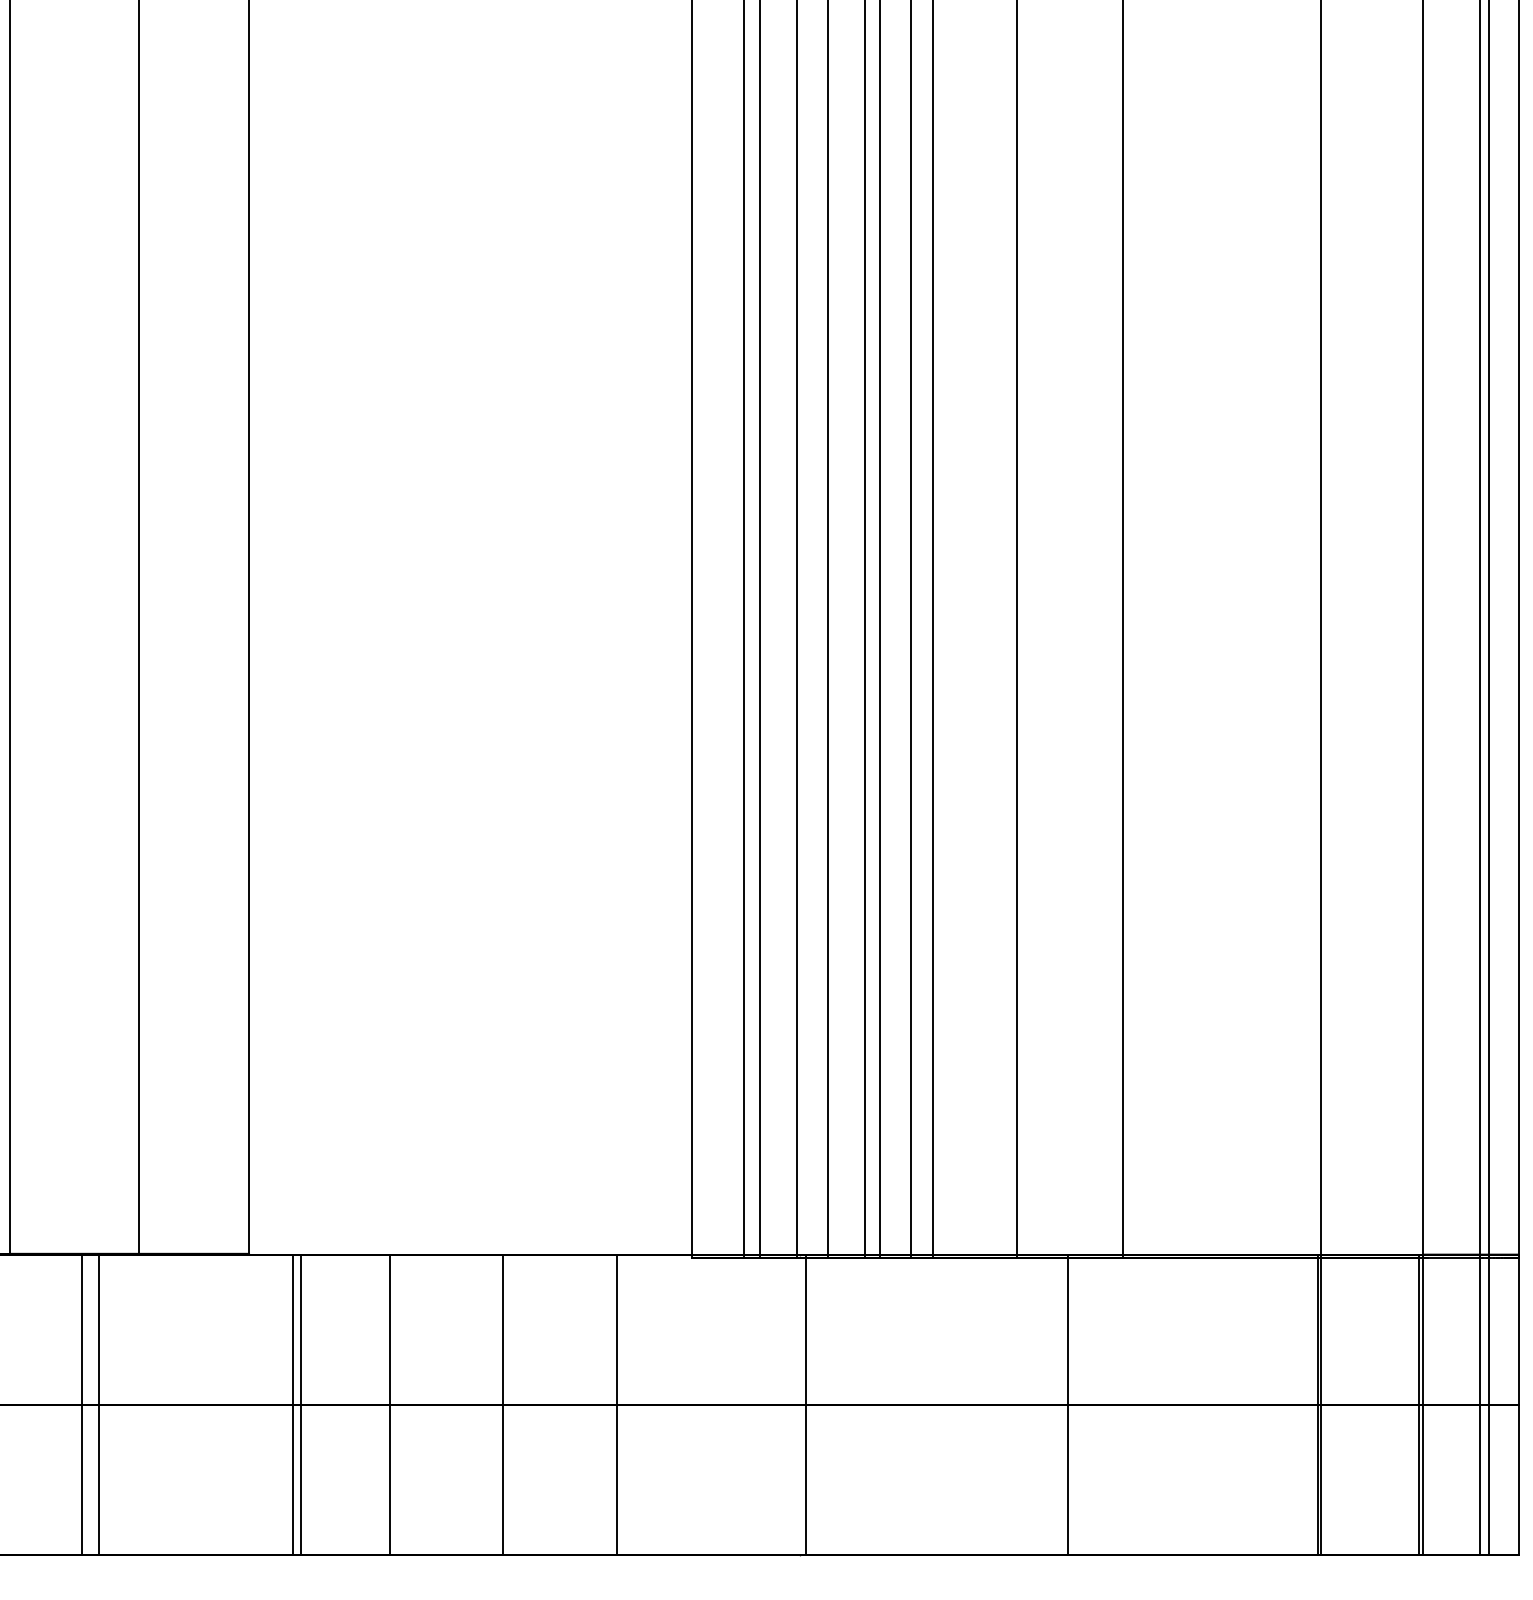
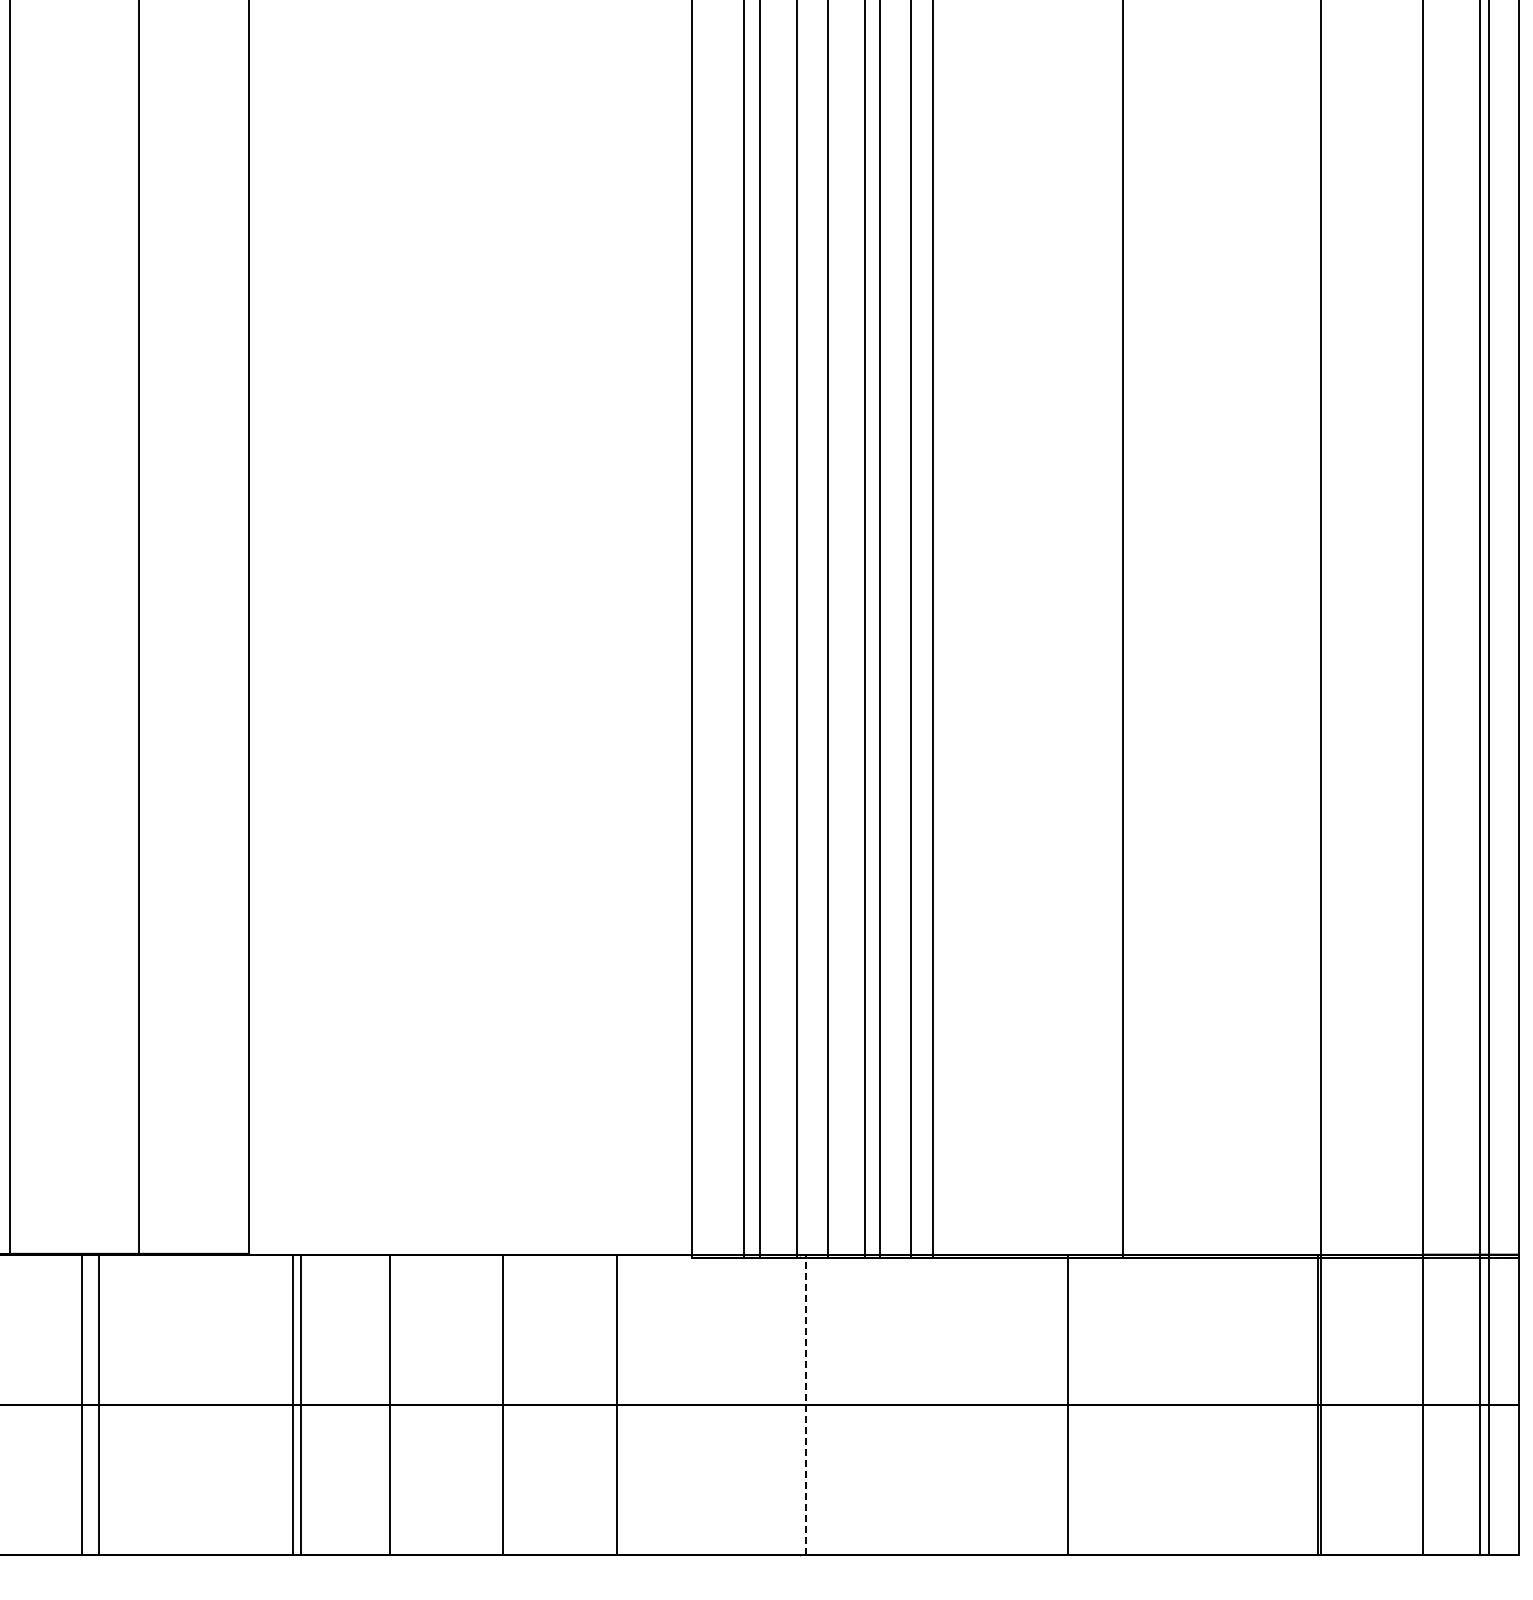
line: present -> none (1017, 630)
line: solid -> dashed (806, 1404)
line: present -> none (1418, 1404)
